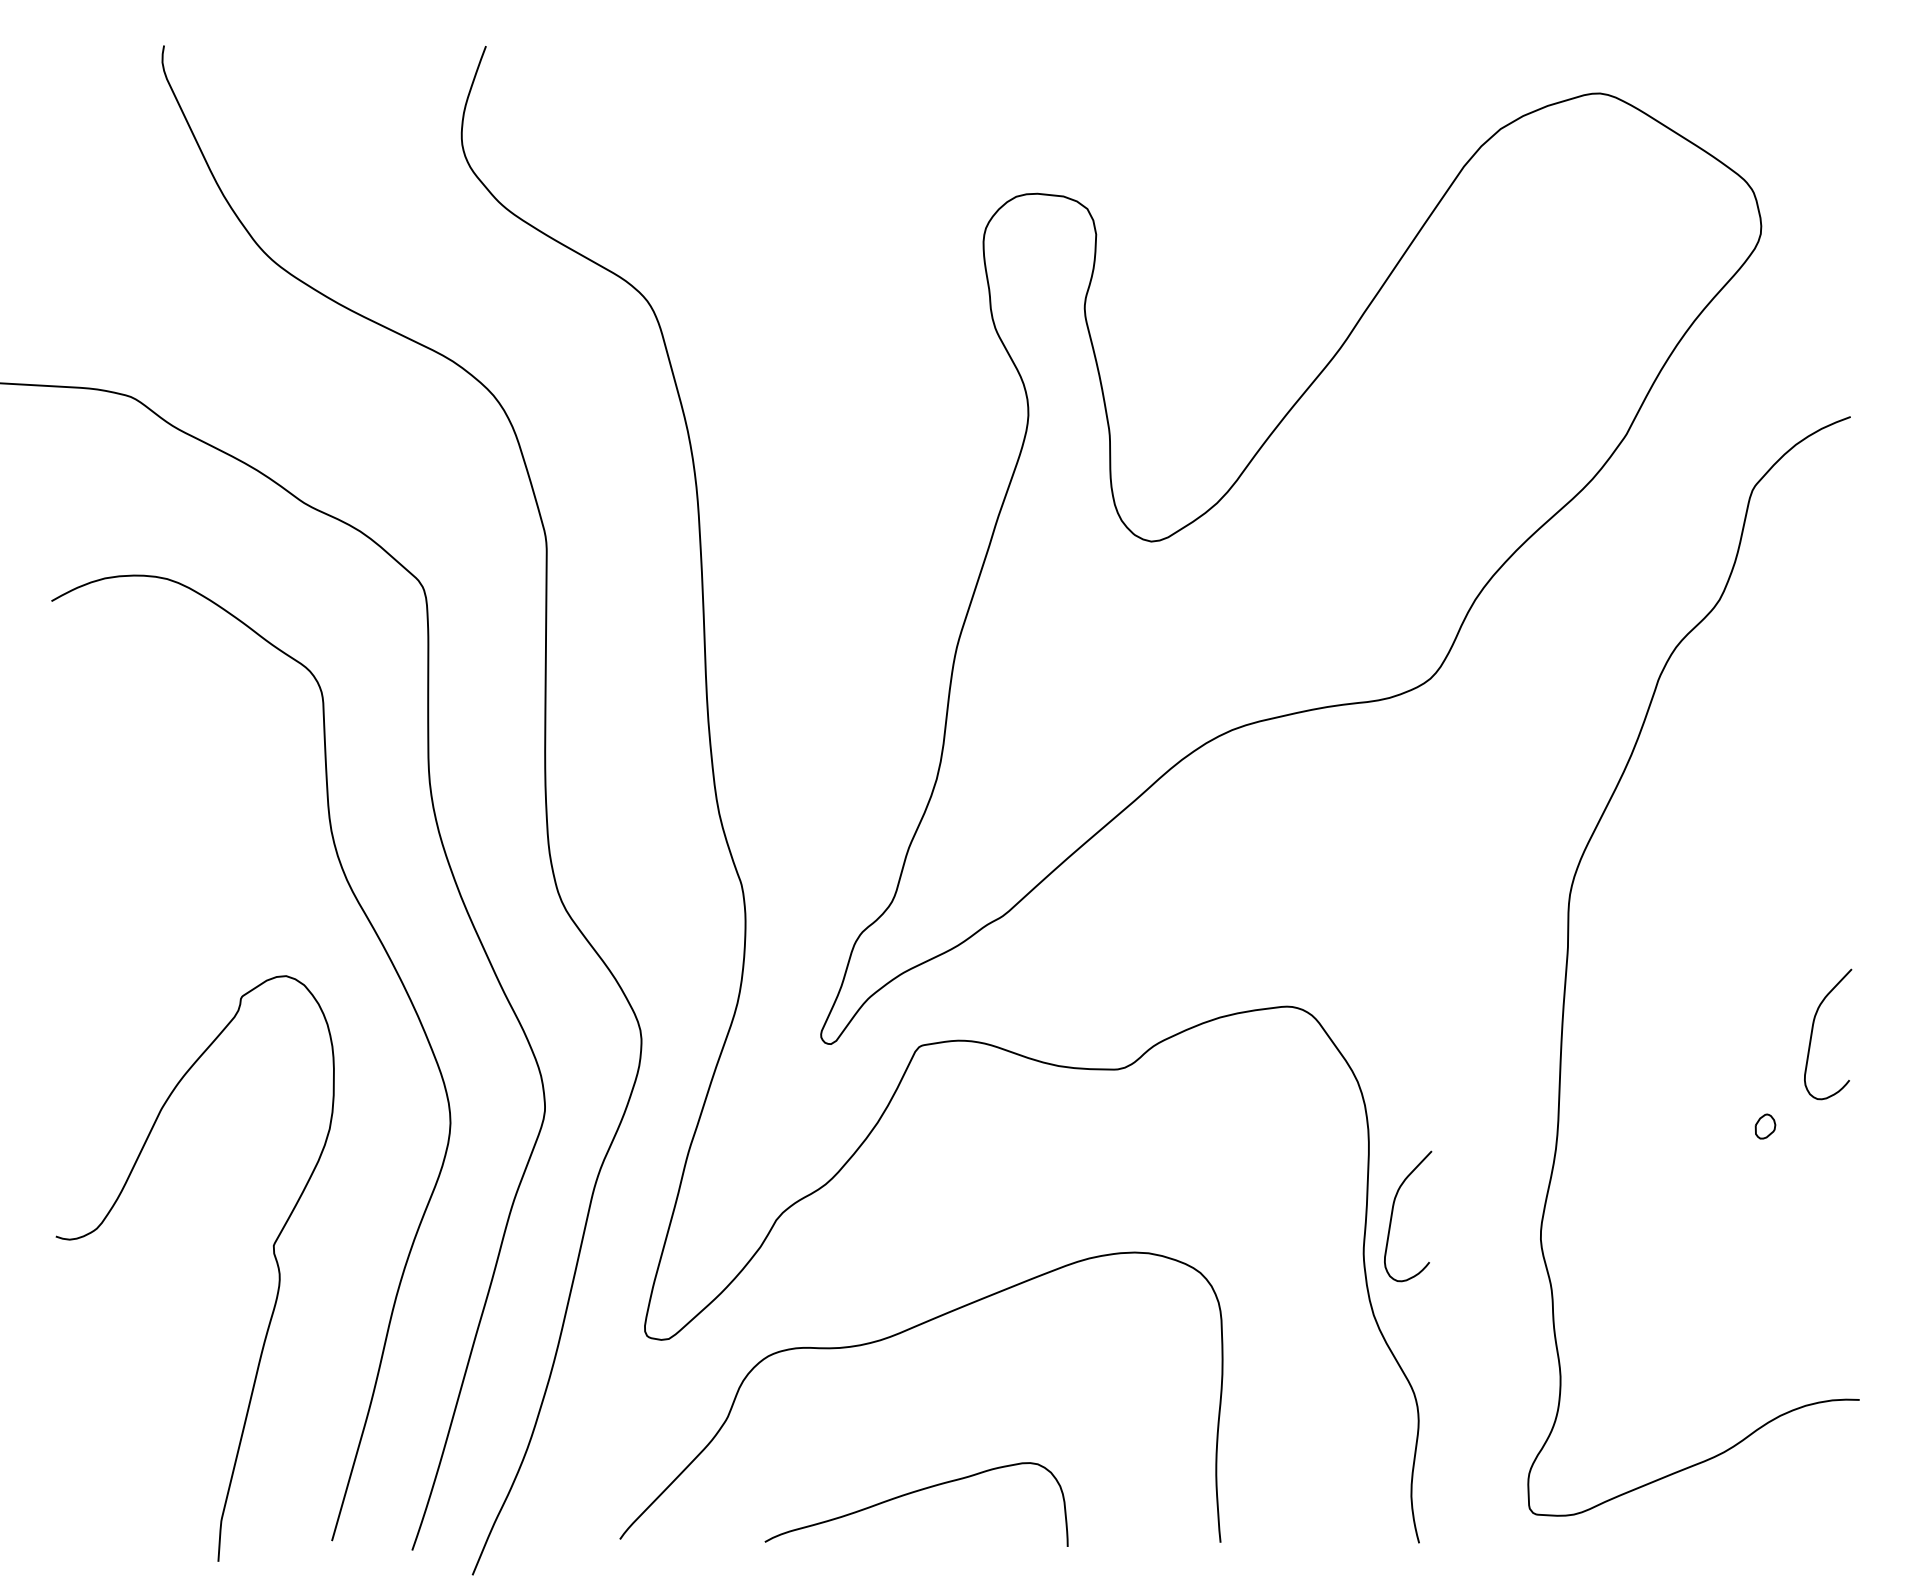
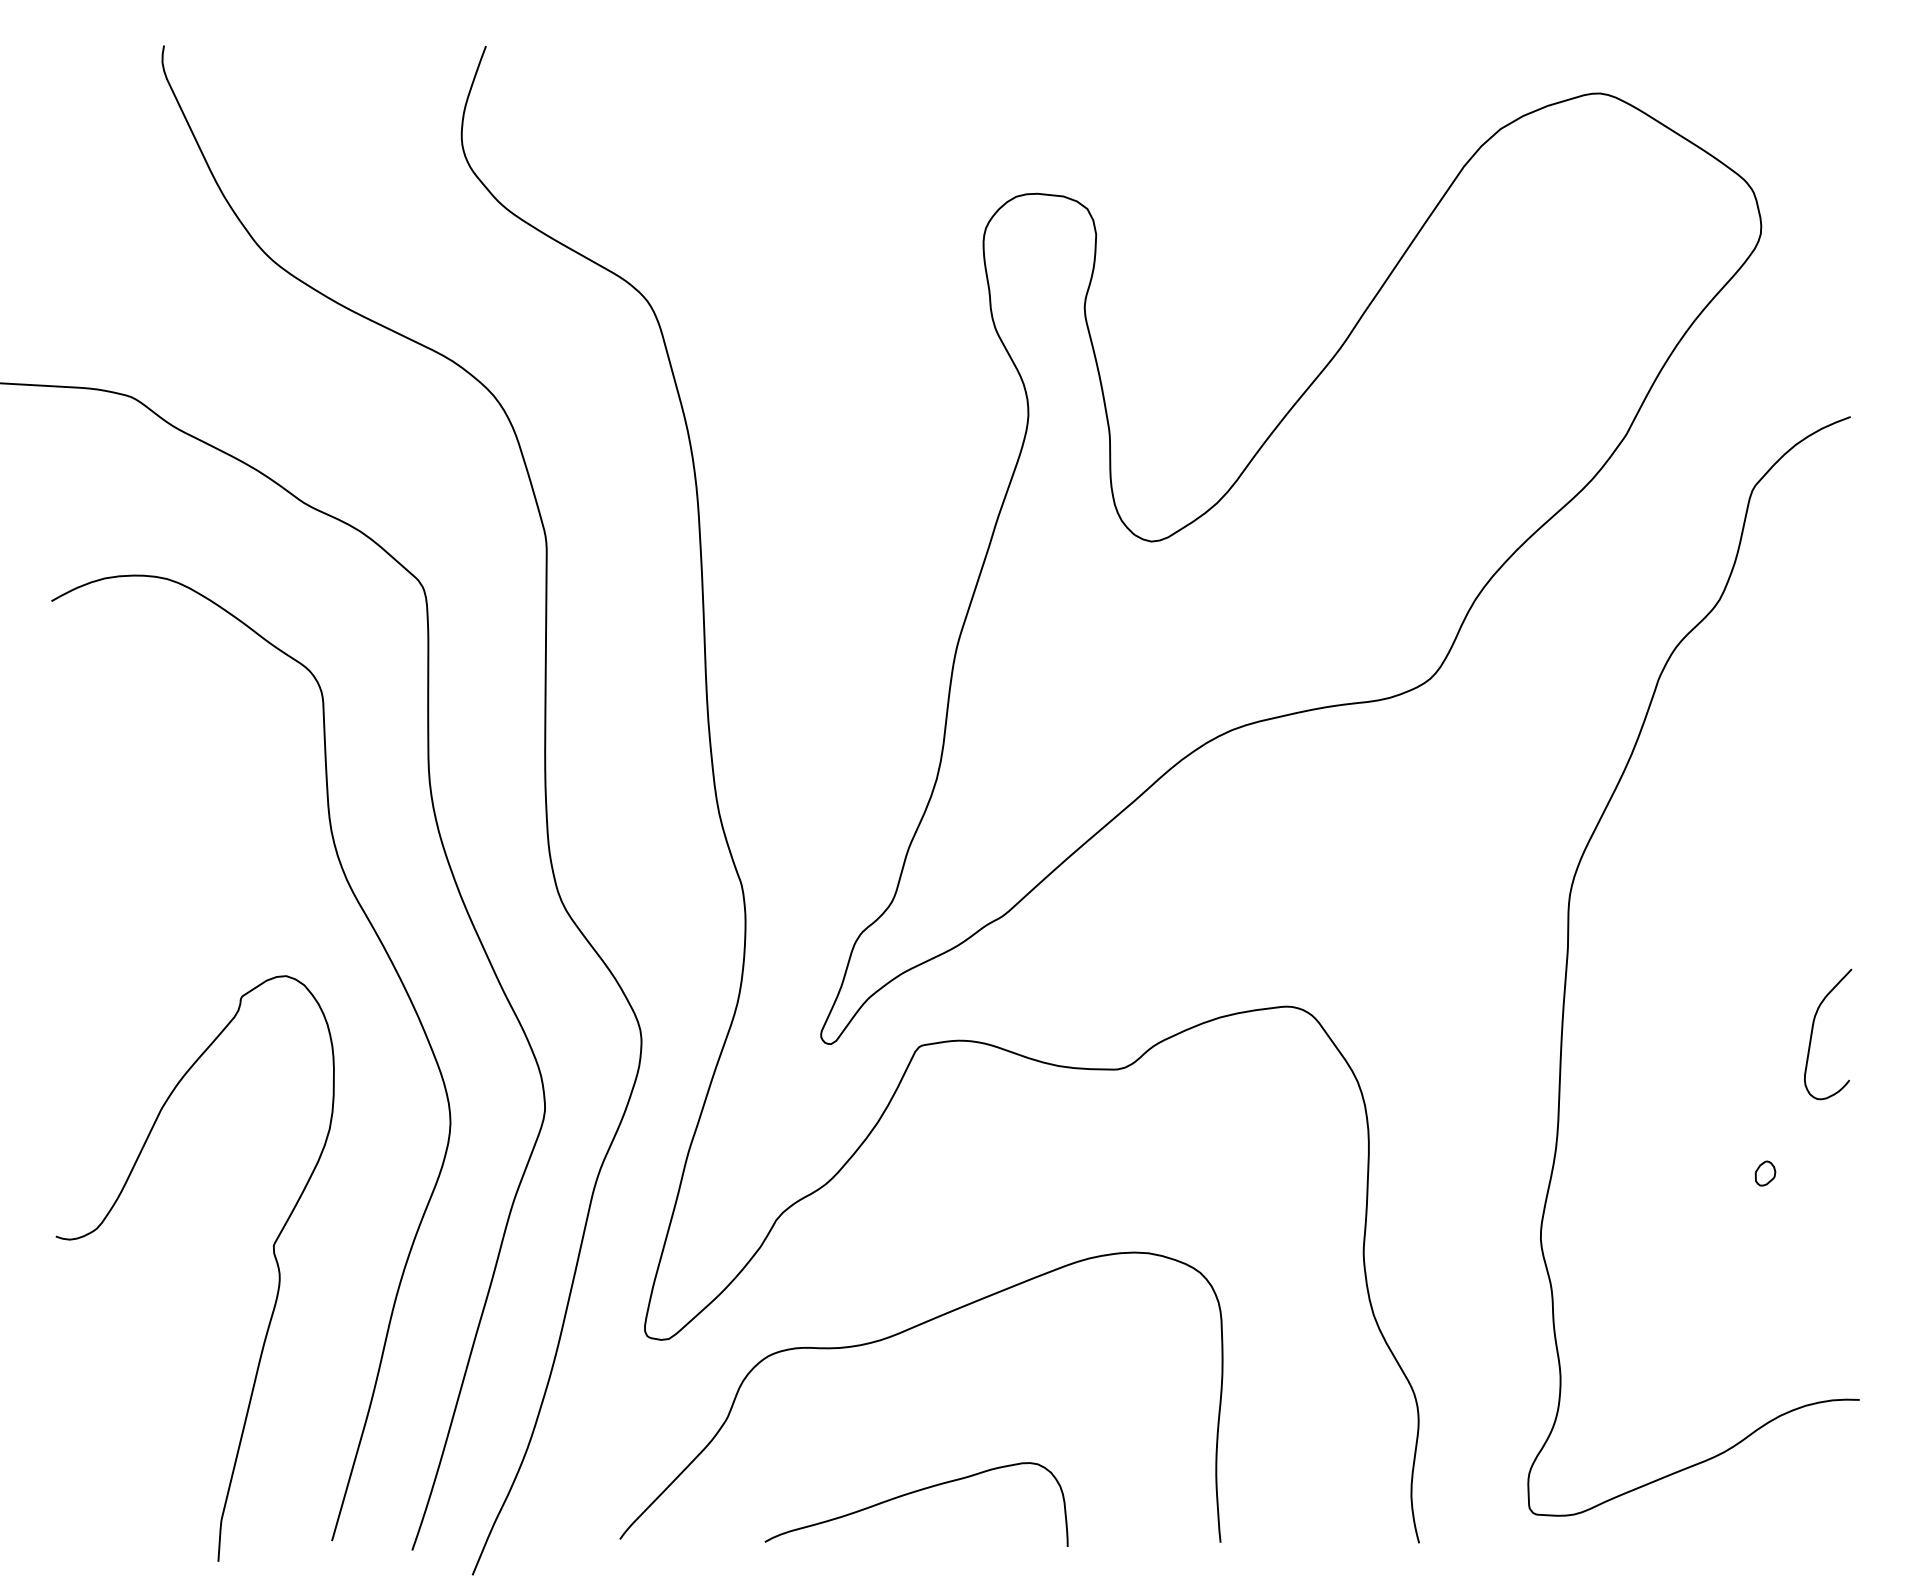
part position: (1765, 1126) -> (1765, 1173) (1765, 1173)
curve: present -> none (1393, 1211)
